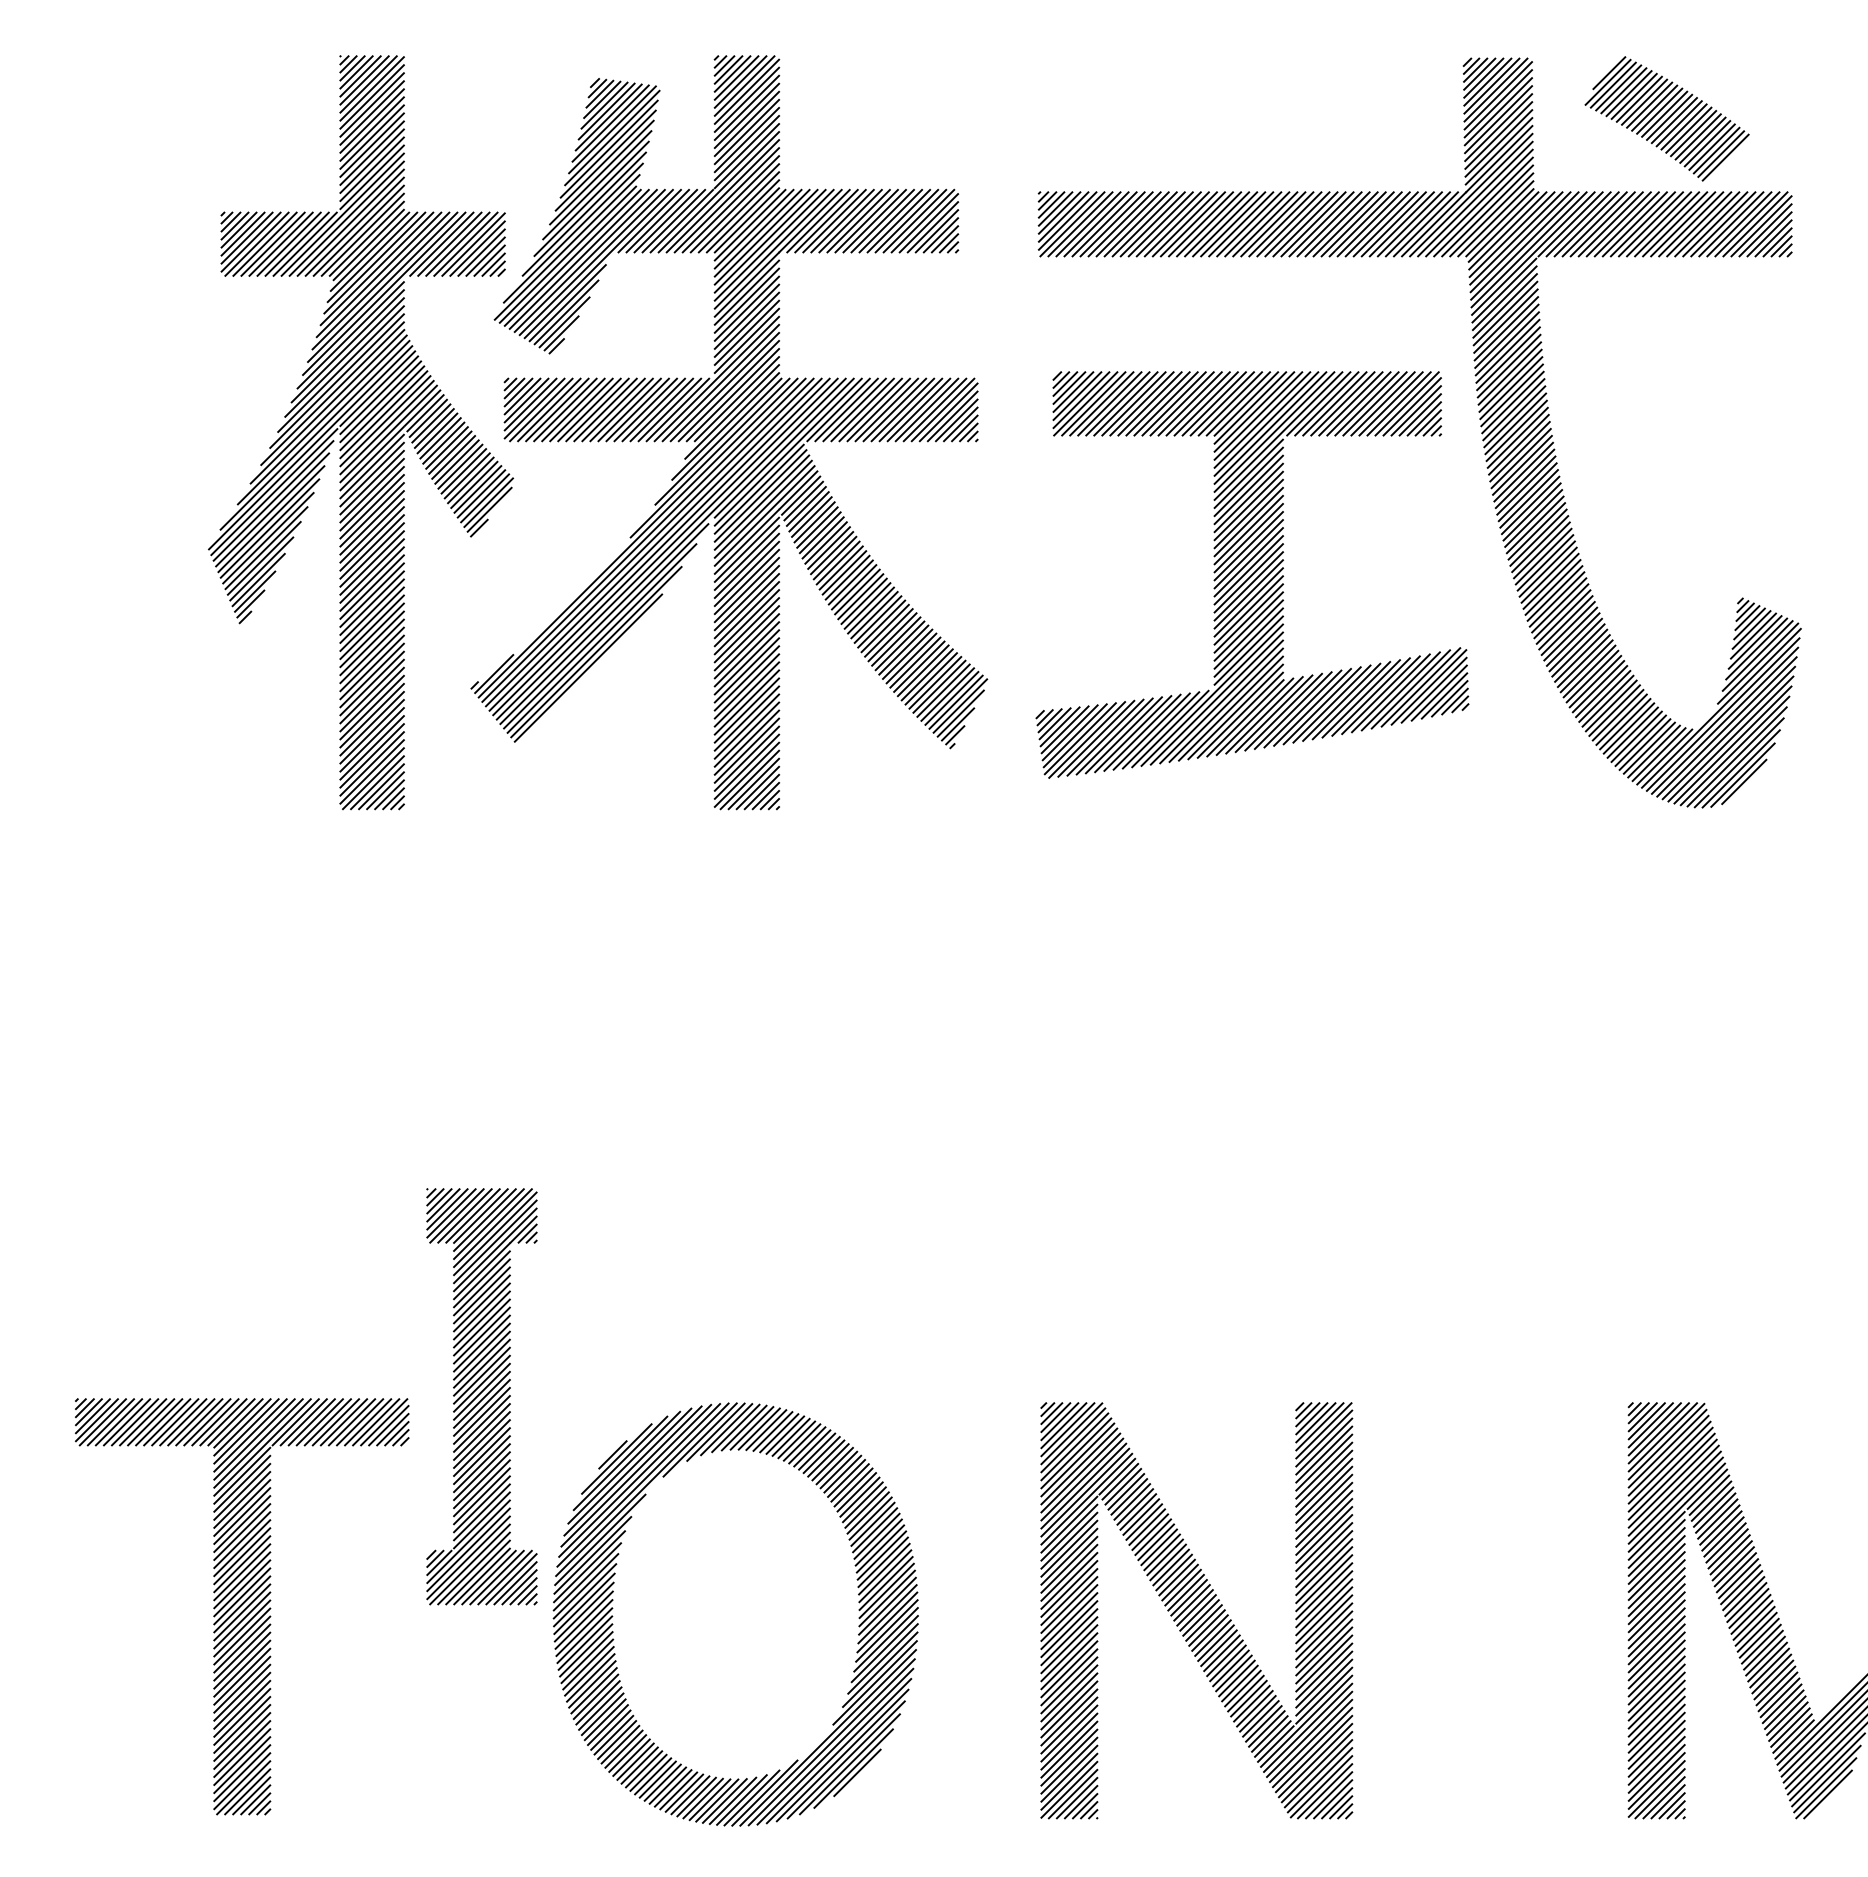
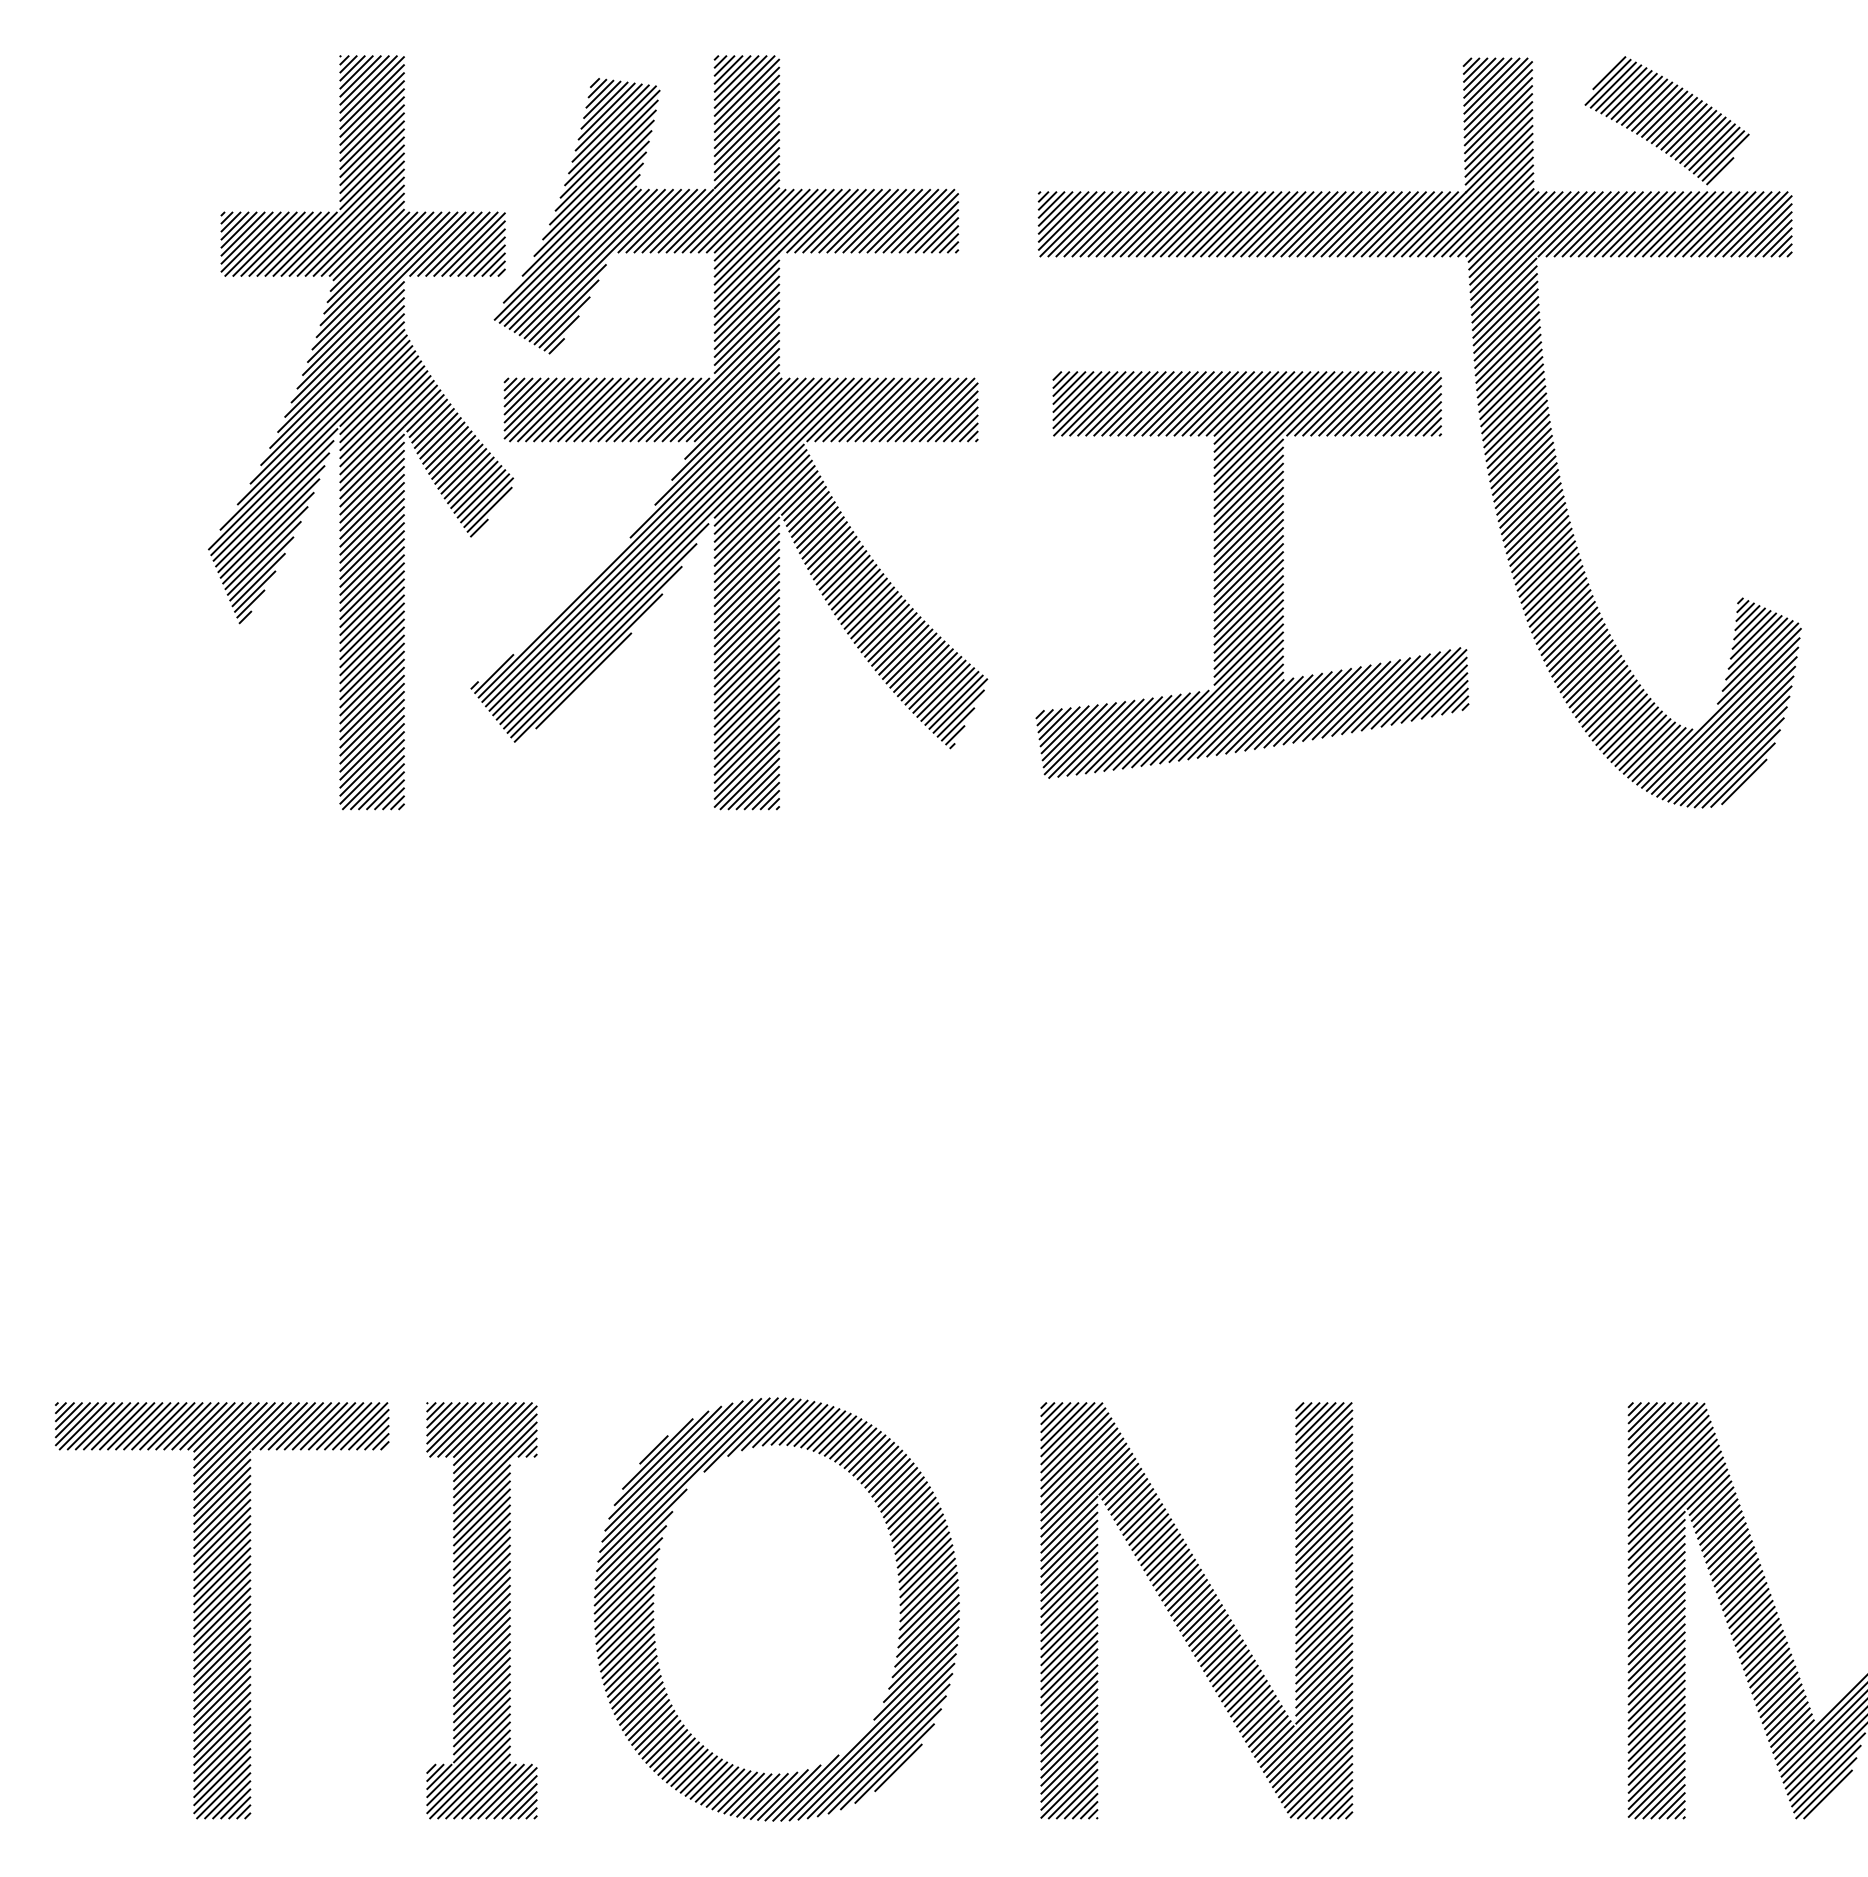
line: none -> present (1720, 171)
line: none -> present (583, 680)
part position: (481, 1396) -> (481, 1610) (481, 1610)
part position: (241, 1606) -> (221, 1610) (221, 1610)
part position: (613, 1616) -> (654, 1611) (654, 1611)
